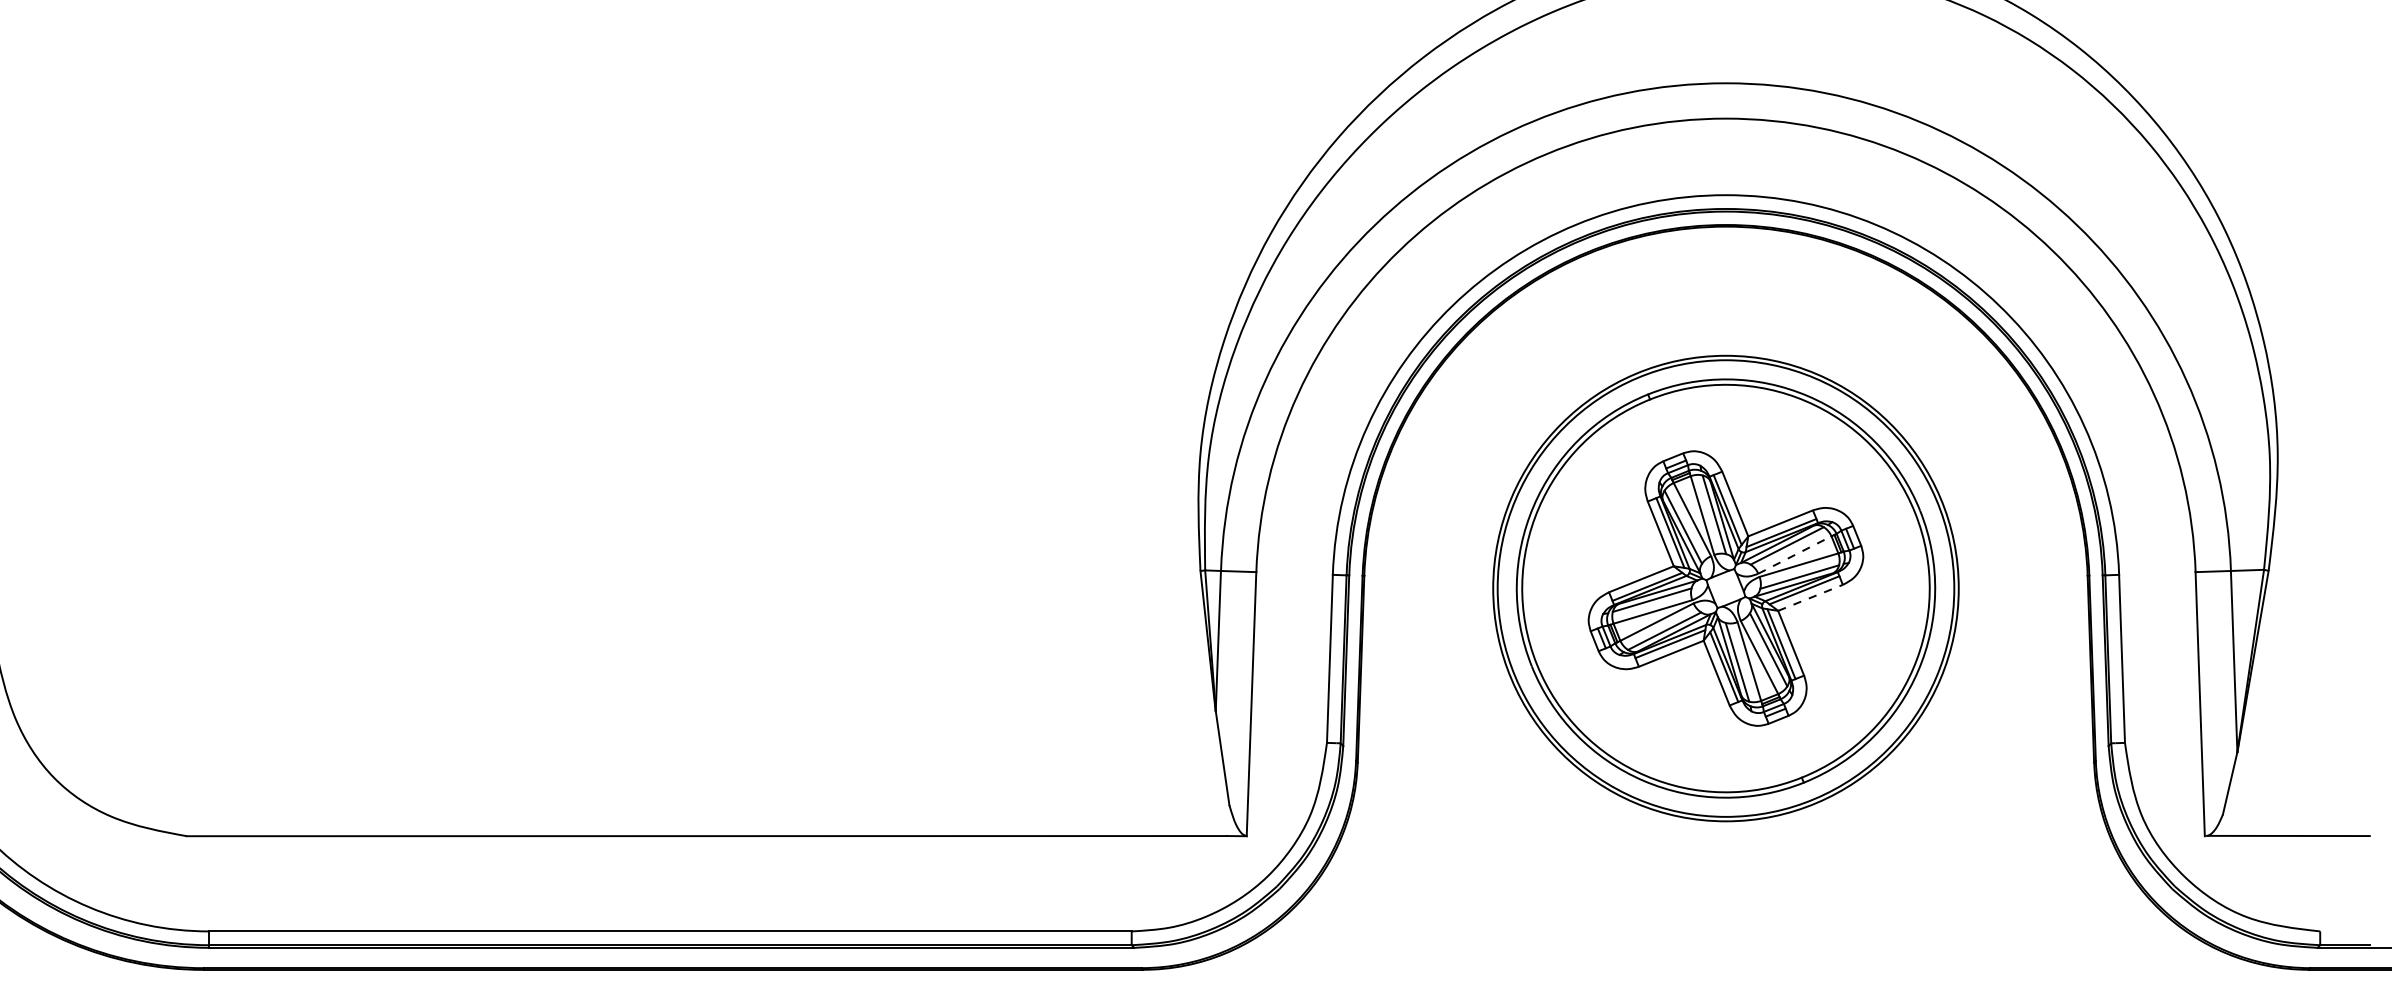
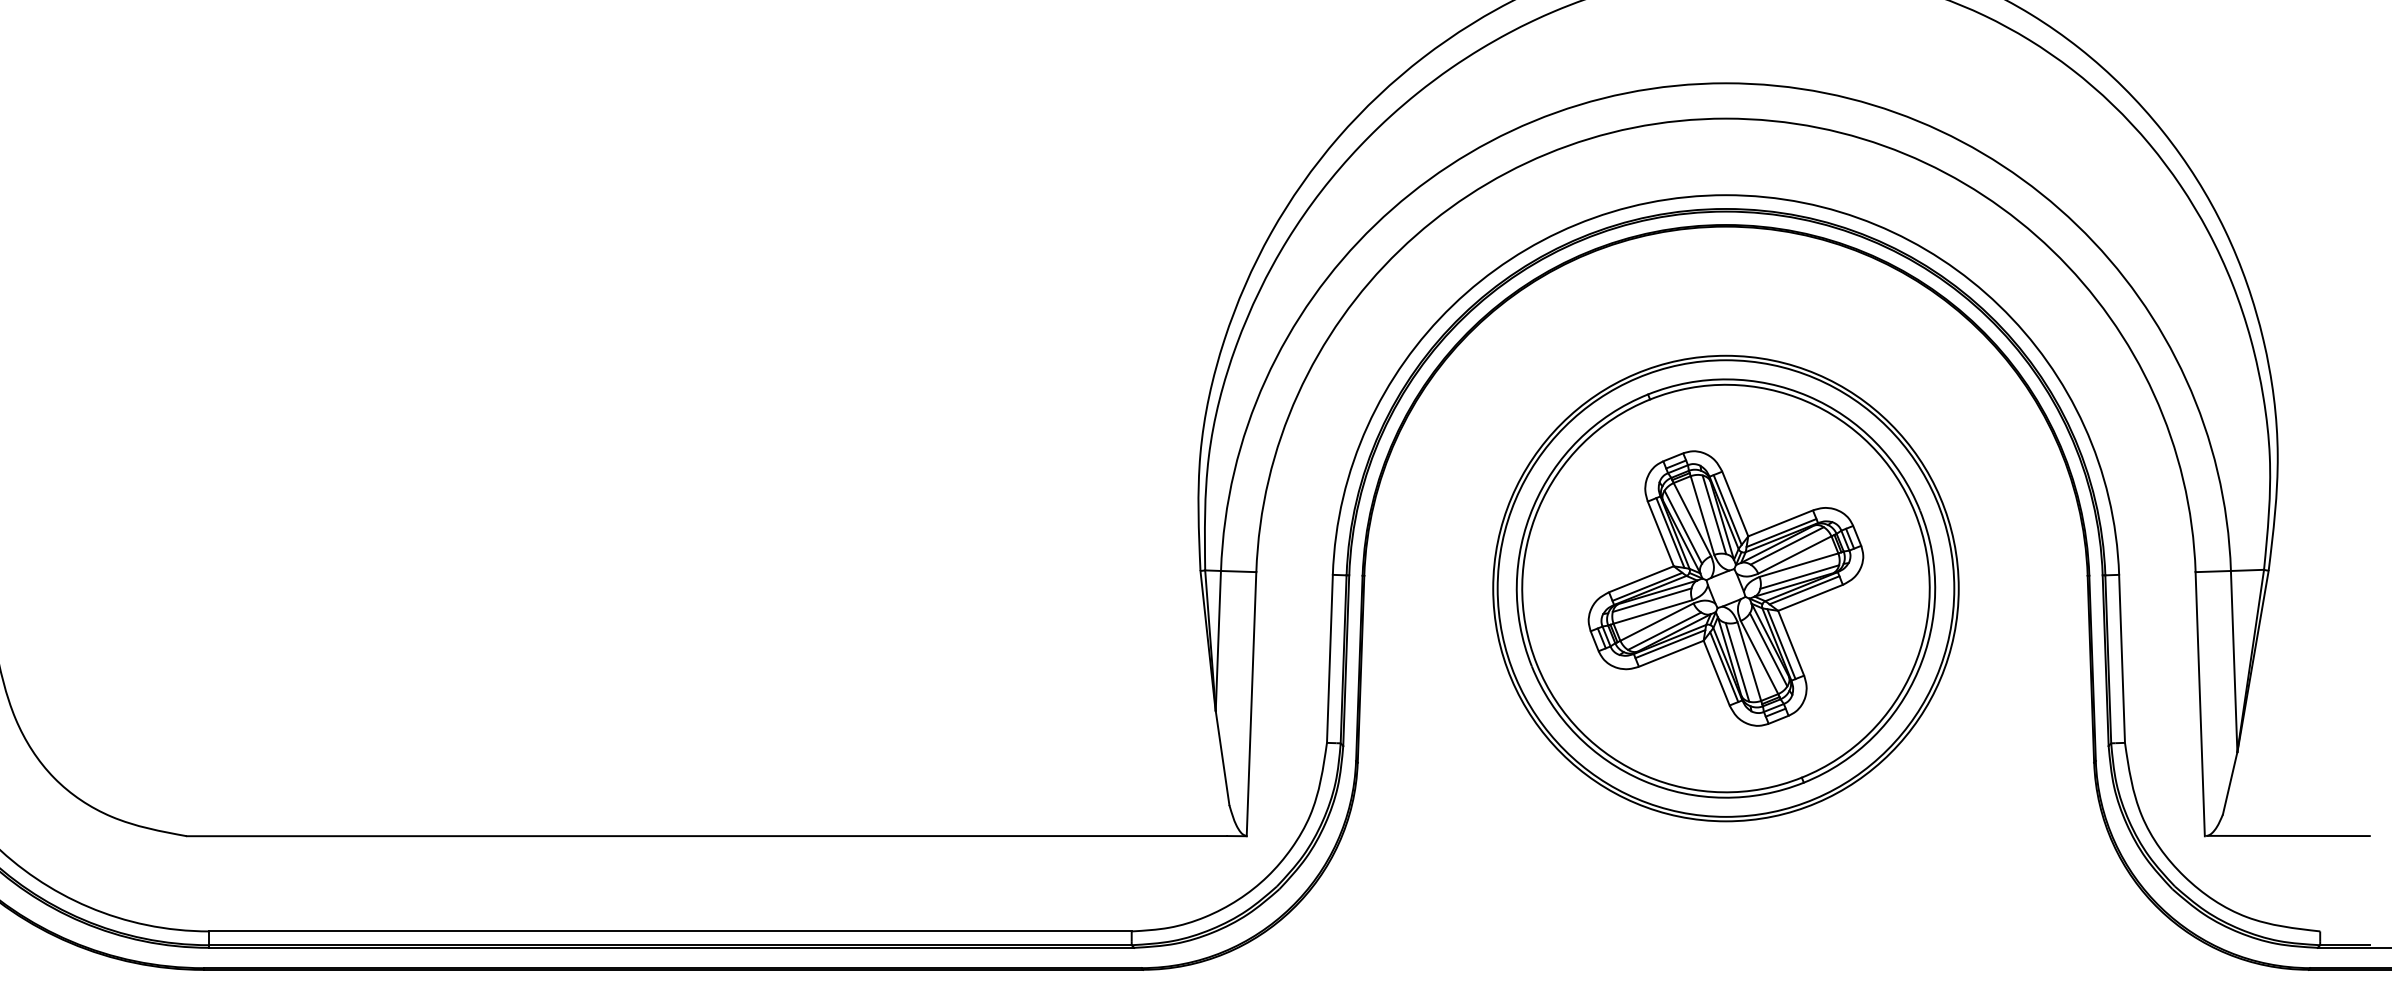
line: dashed -> solid (1795, 554)
line: dashed -> solid (1810, 597)
